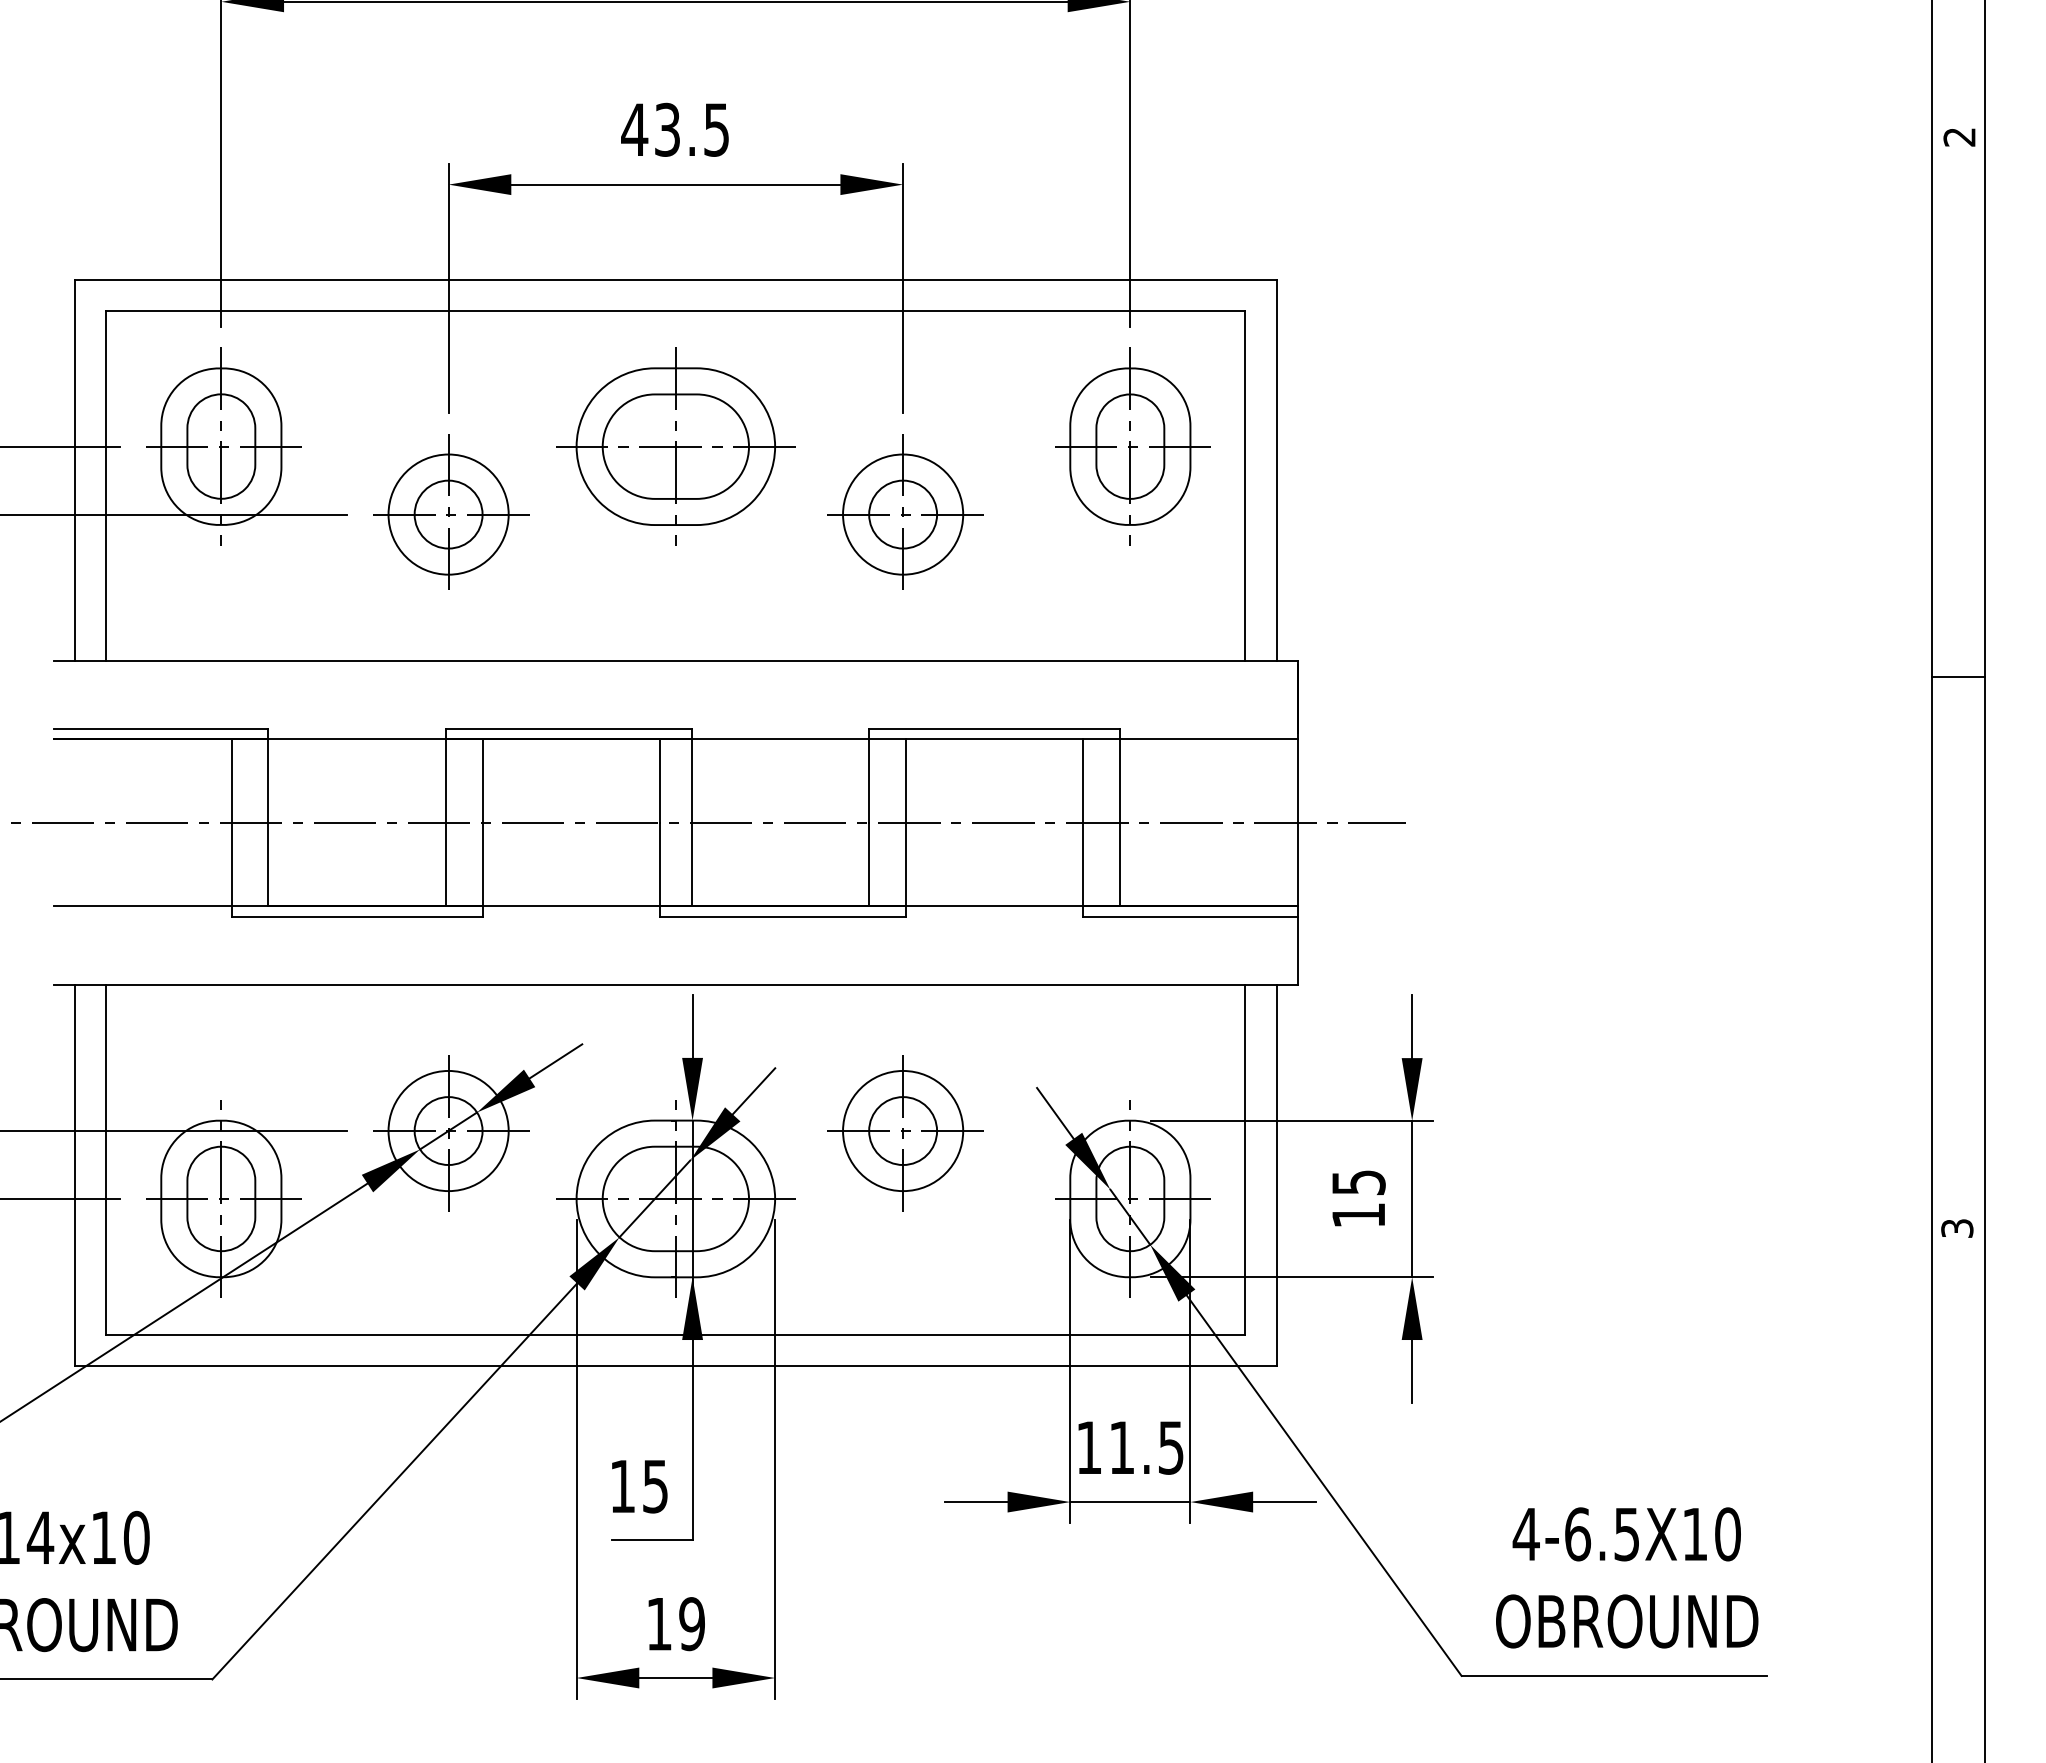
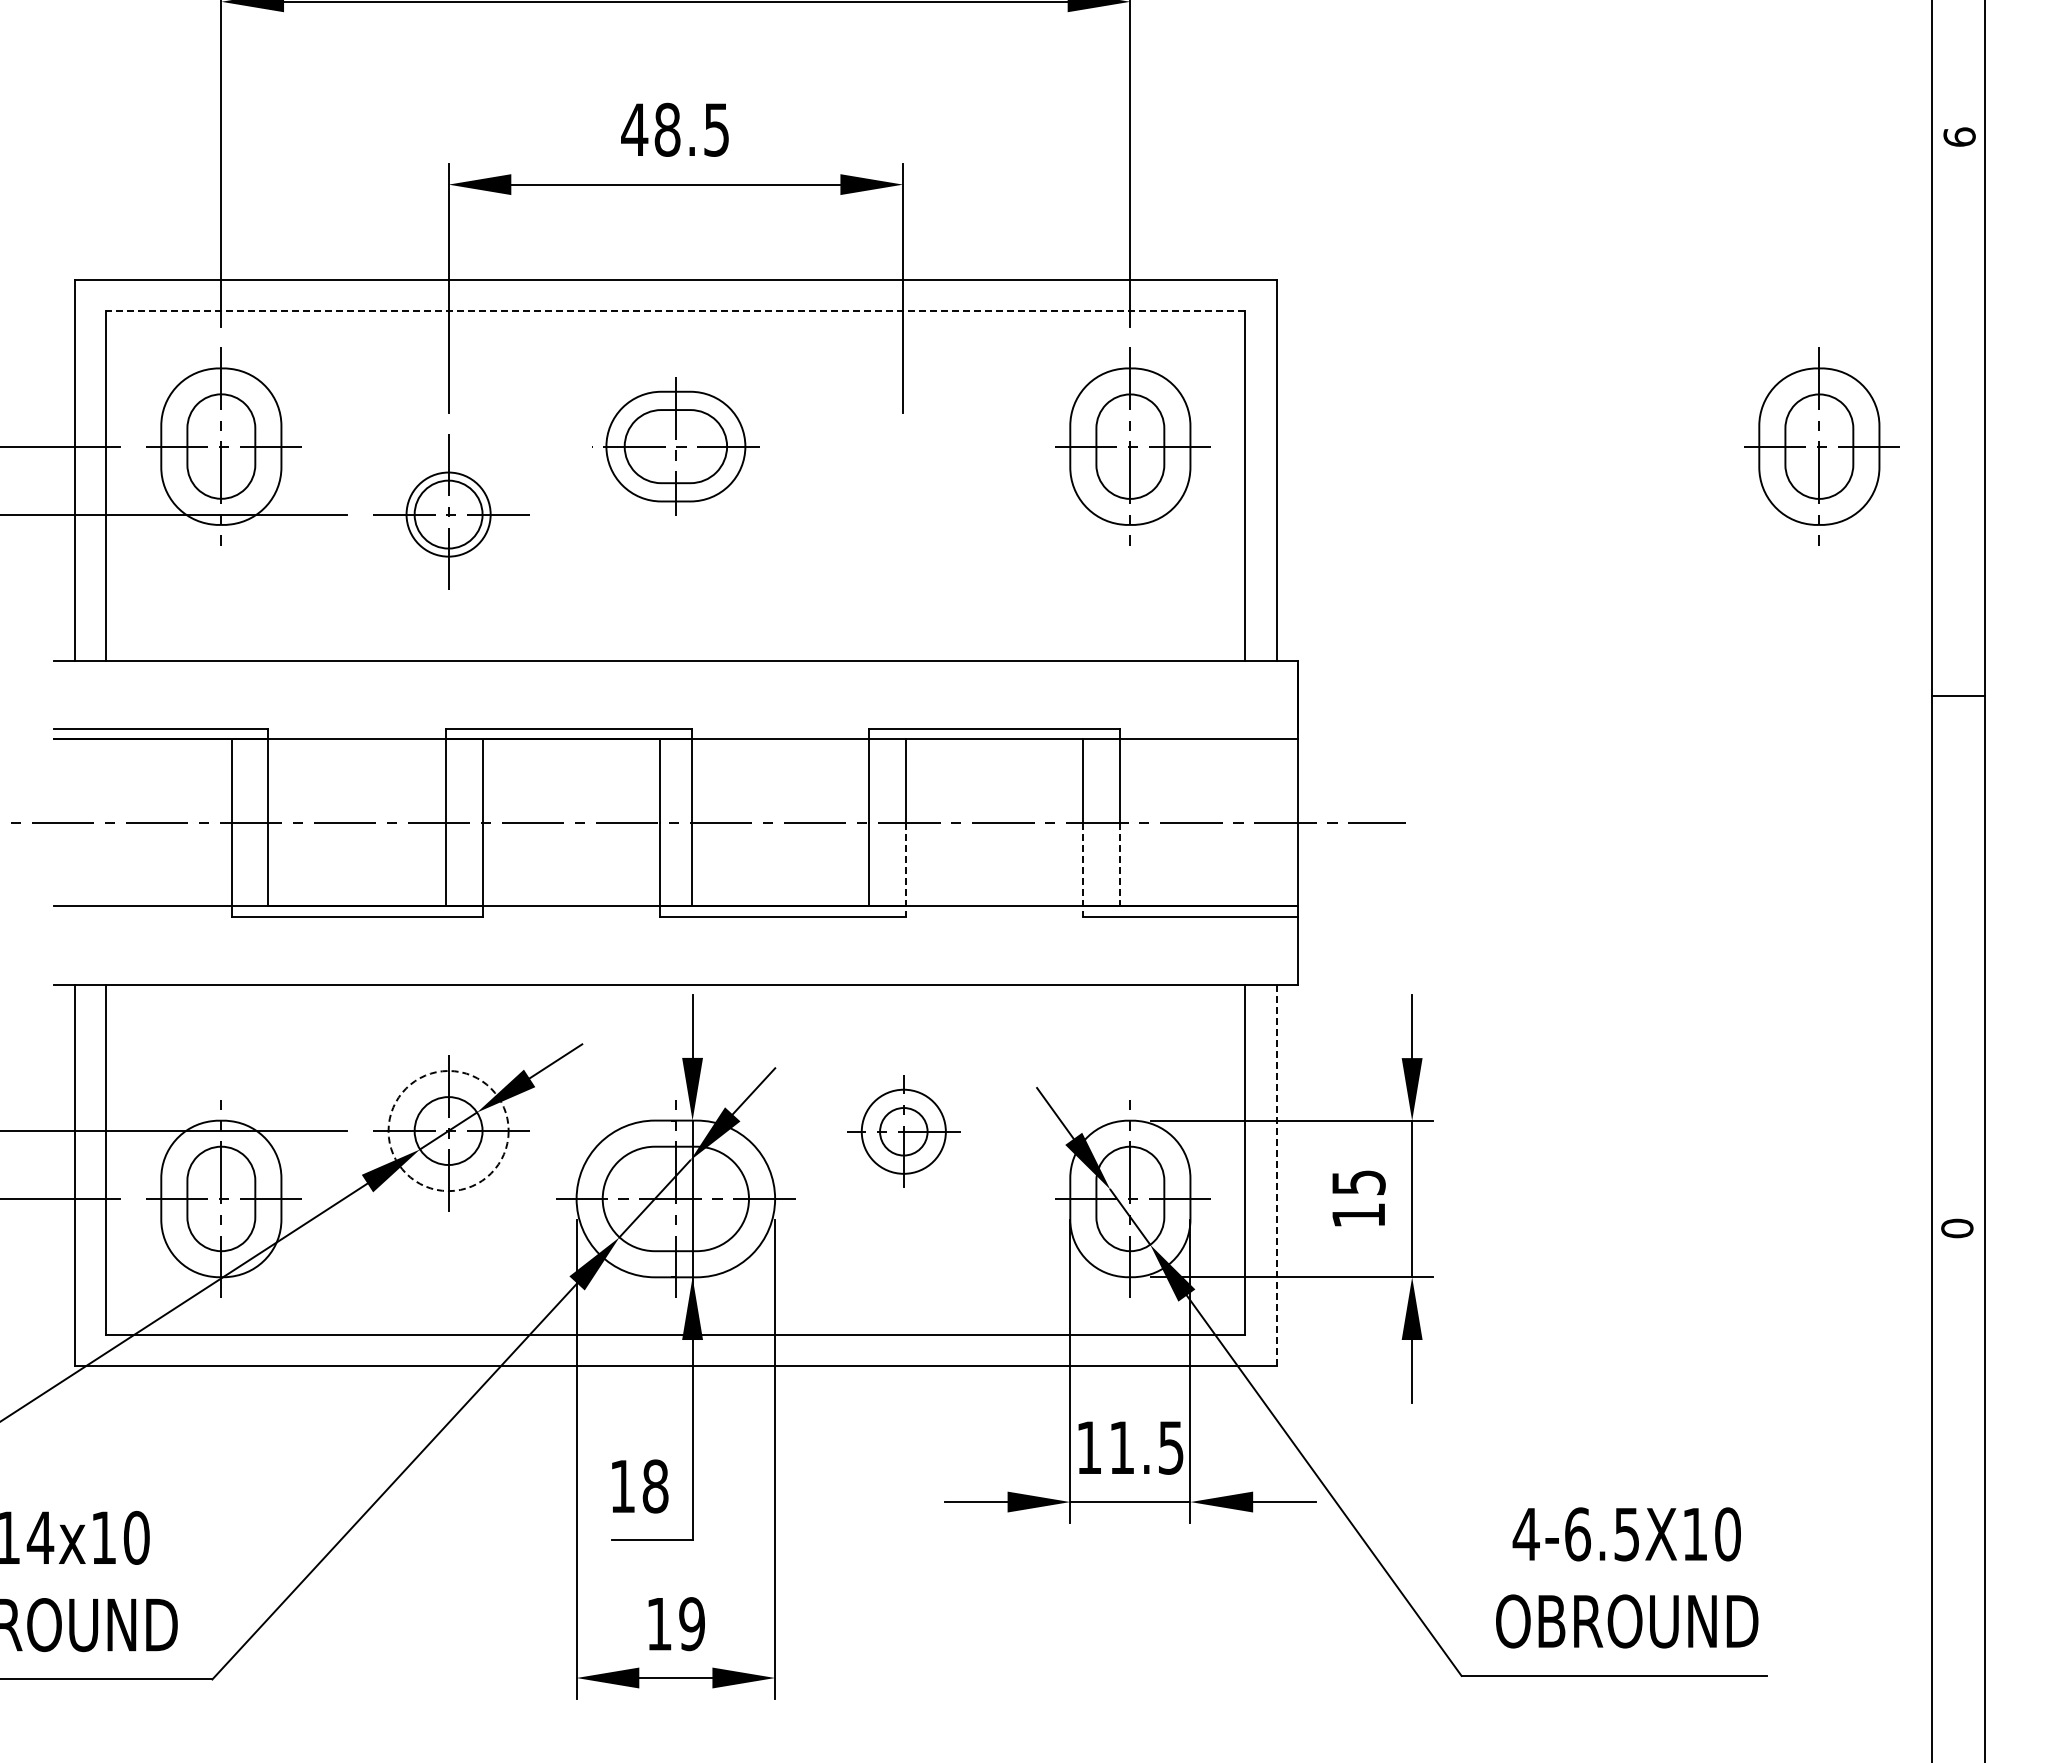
text: 43.5 -> 48.5 (667, 129)
text: 2 -> 6 (1959, 136)
line: solid -> dashed (675, 310)
part size: 240x199 px -> 168x139 px (675, 446)
part: none -> present (1821, 446)
part: present -> none (905, 511)
circle diameter: 120 px -> 84 px (448, 514)
line position: (1958, 676) -> (1958, 695) (1958, 695)
line: solid -> dashed (1119, 864)
line: solid -> dashed (905, 870)
line: solid -> dashed (1083, 870)
circle: solid -> dashed (448, 1130)
part size: 157x157 px -> 114x113 px (903, 1131)
line: solid -> dashed (1276, 1175)
text: 3 -> 0 (1957, 1228)
text: 15 -> 18 (655, 1486)
